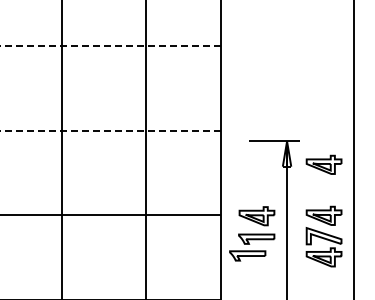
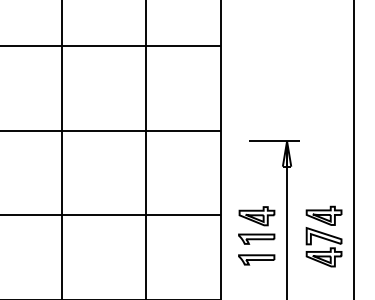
line: dashed -> solid (110, 46)
line: dashed -> solid (110, 130)
part: present -> none (323, 164)
part position: (247, 255) -> (256, 259) (256, 259)
